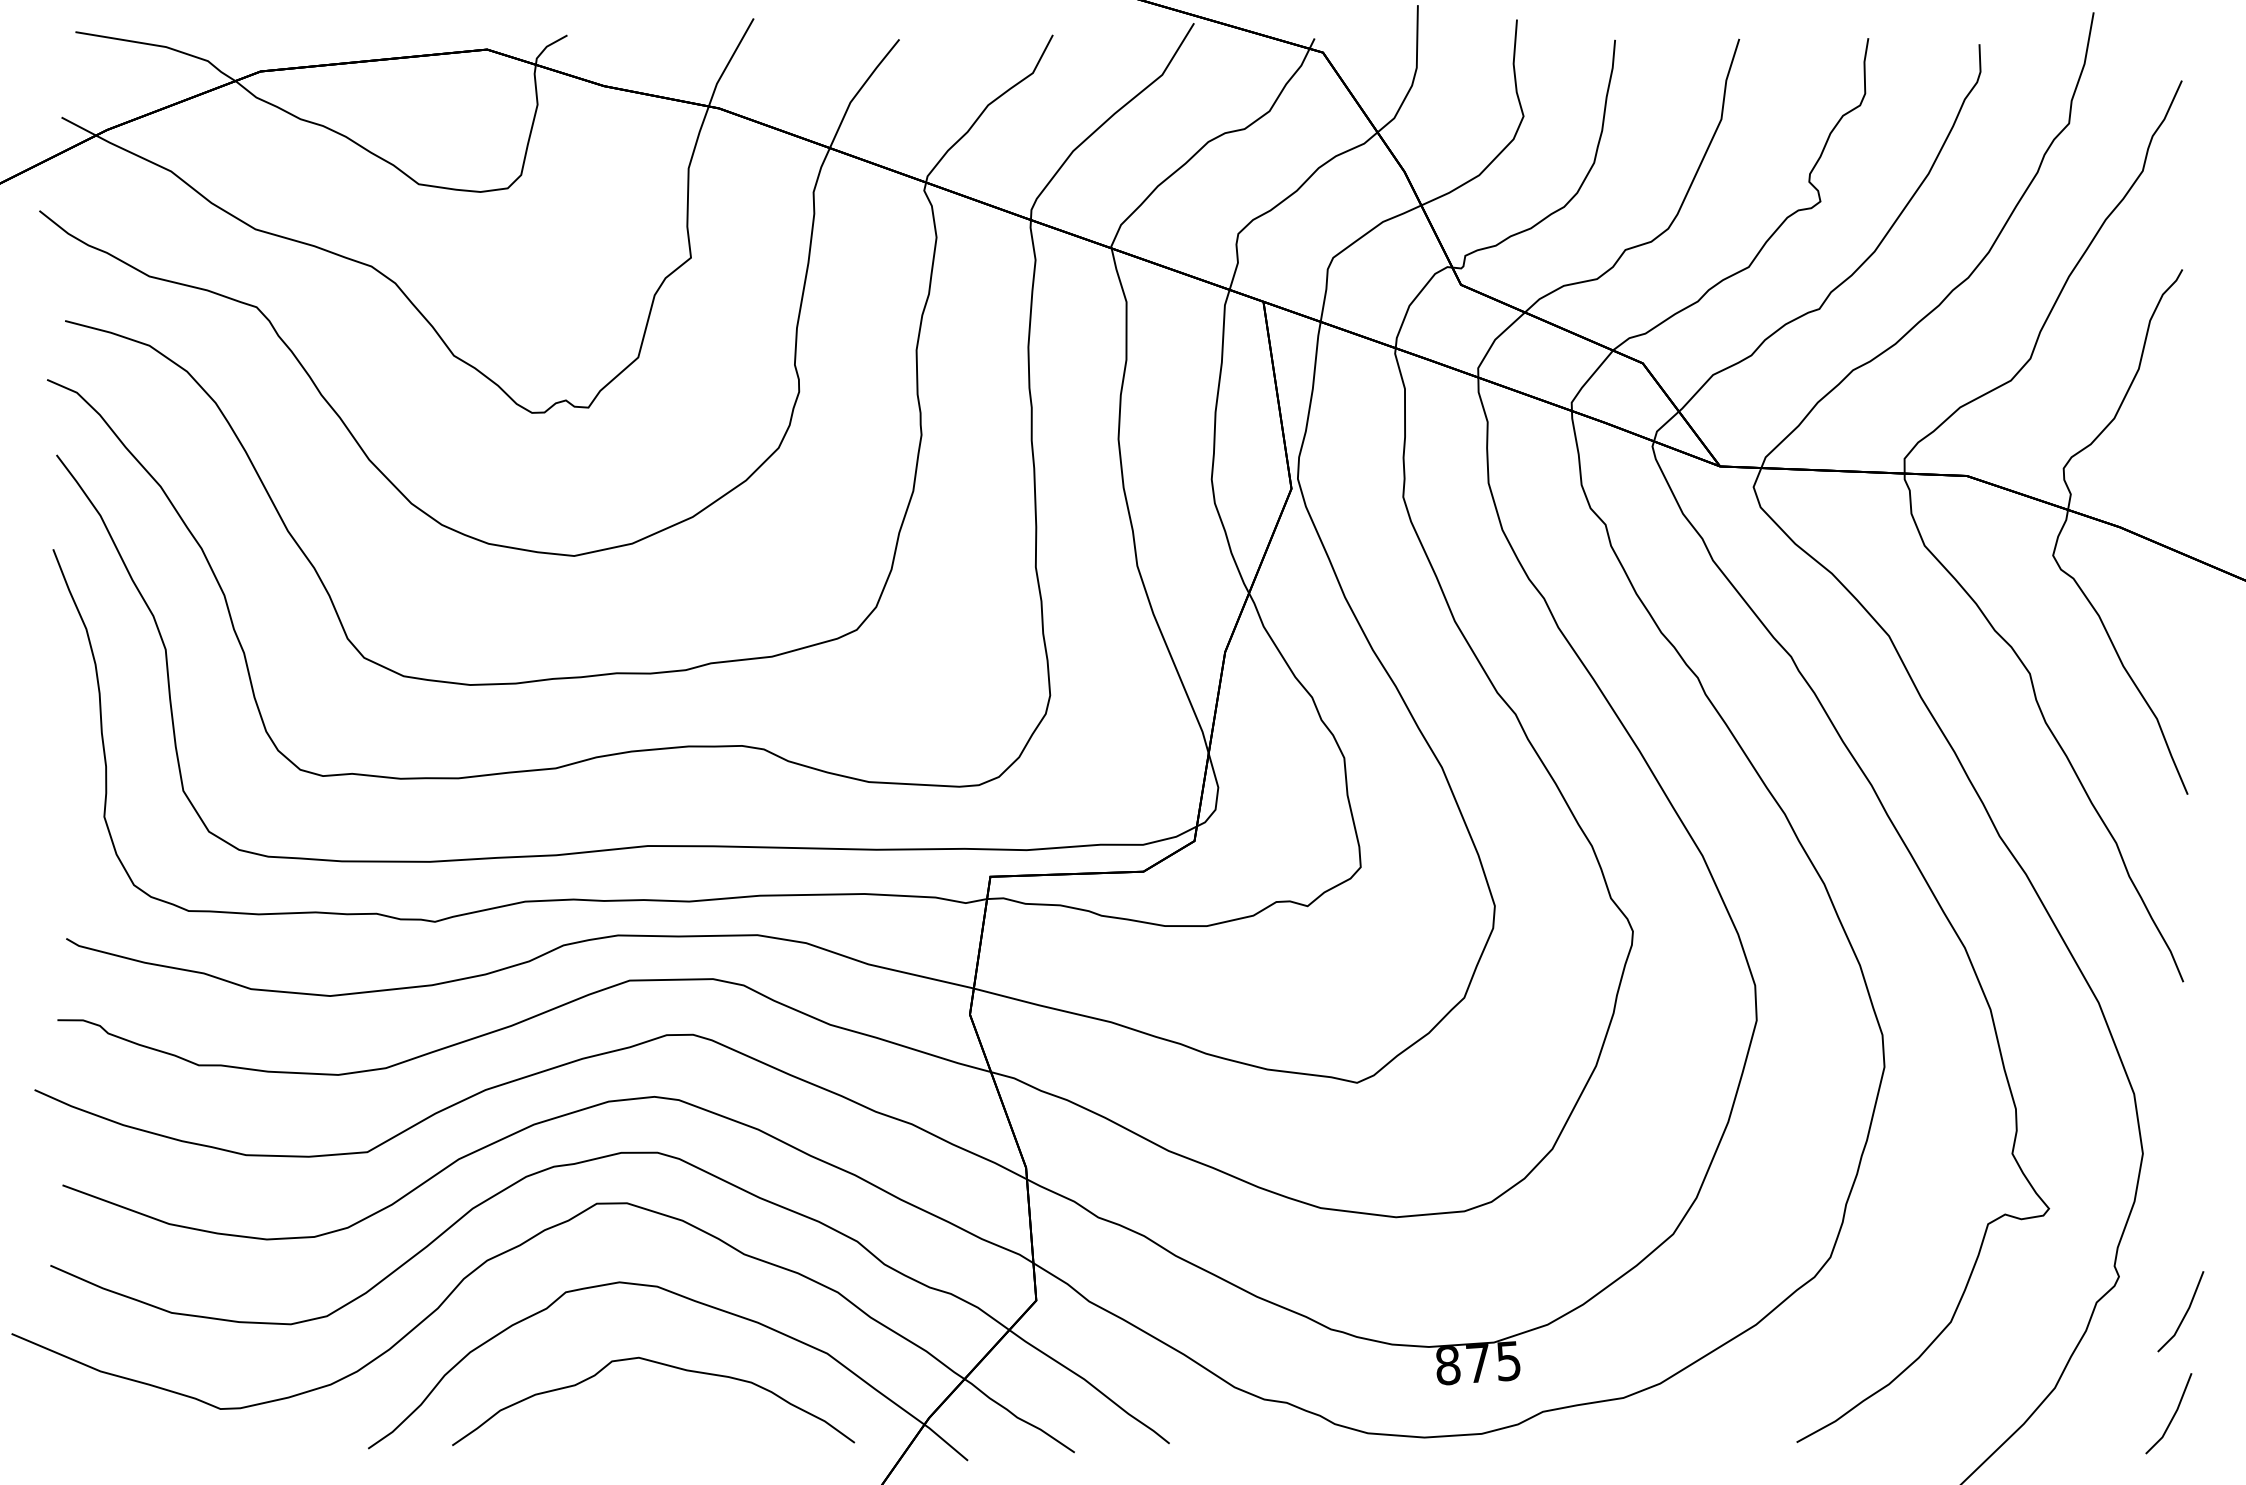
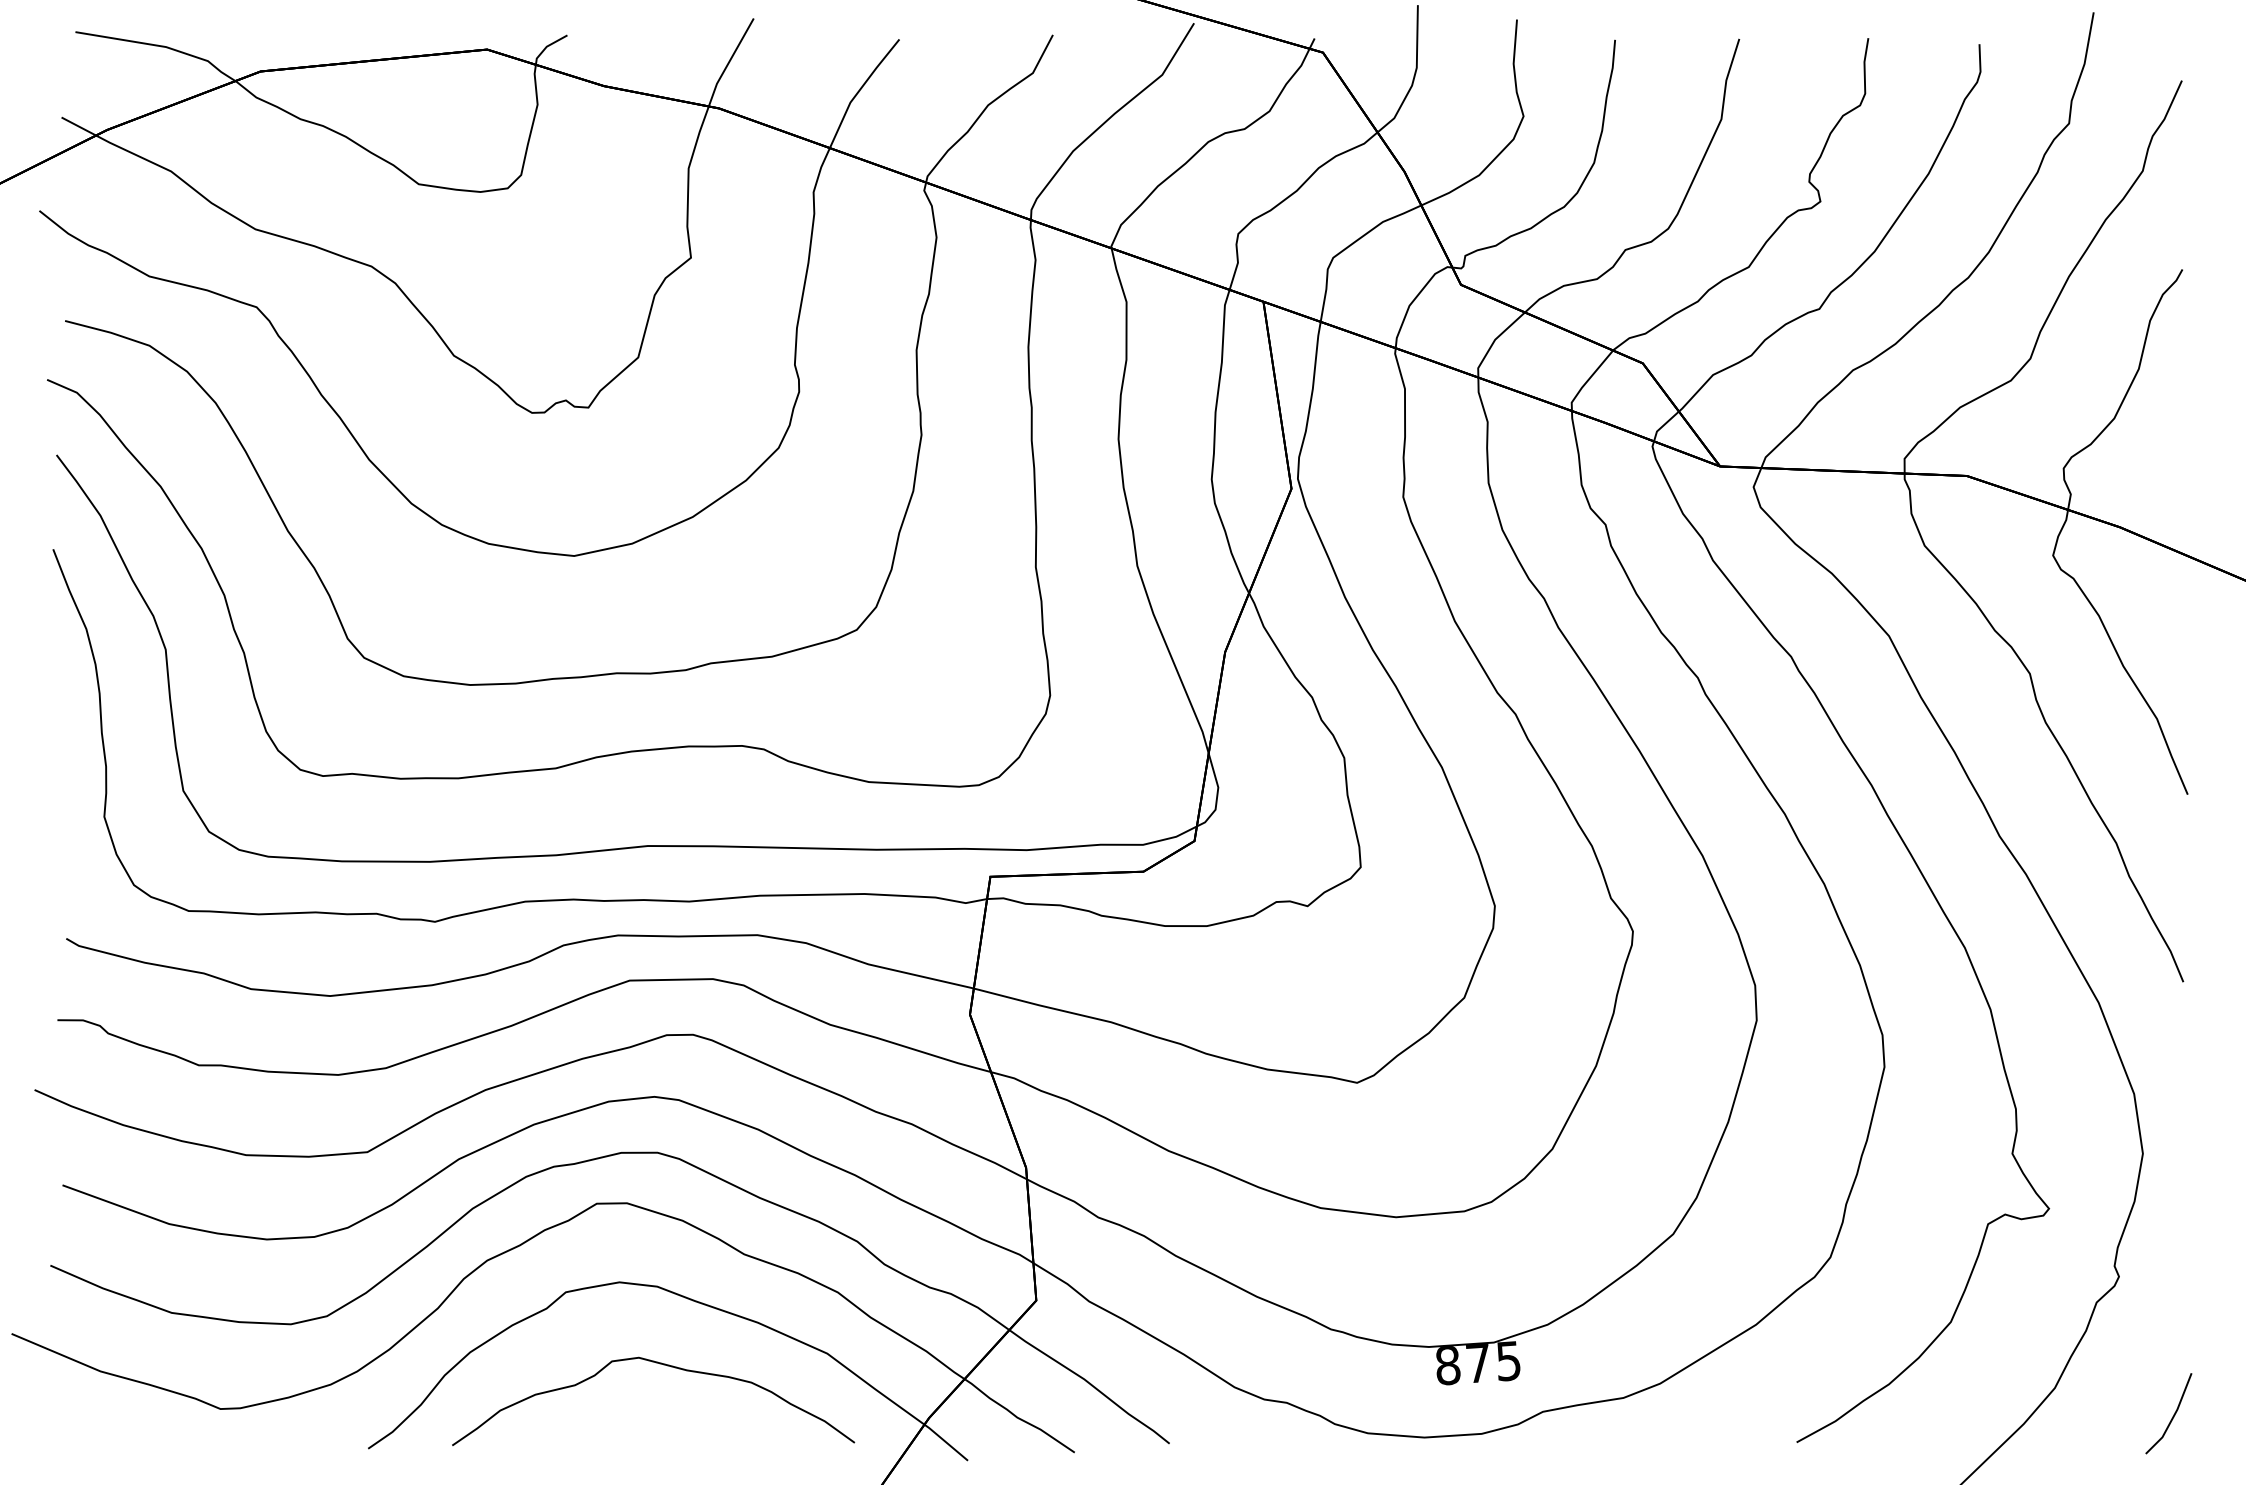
line: present -> none (2184, 1314)
